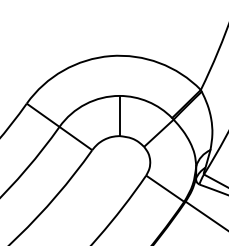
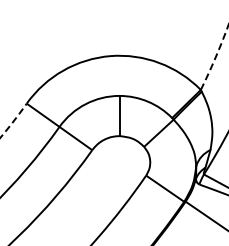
arc: solid -> dashed (215, 57)
arc: solid -> dashed (13, 121)
